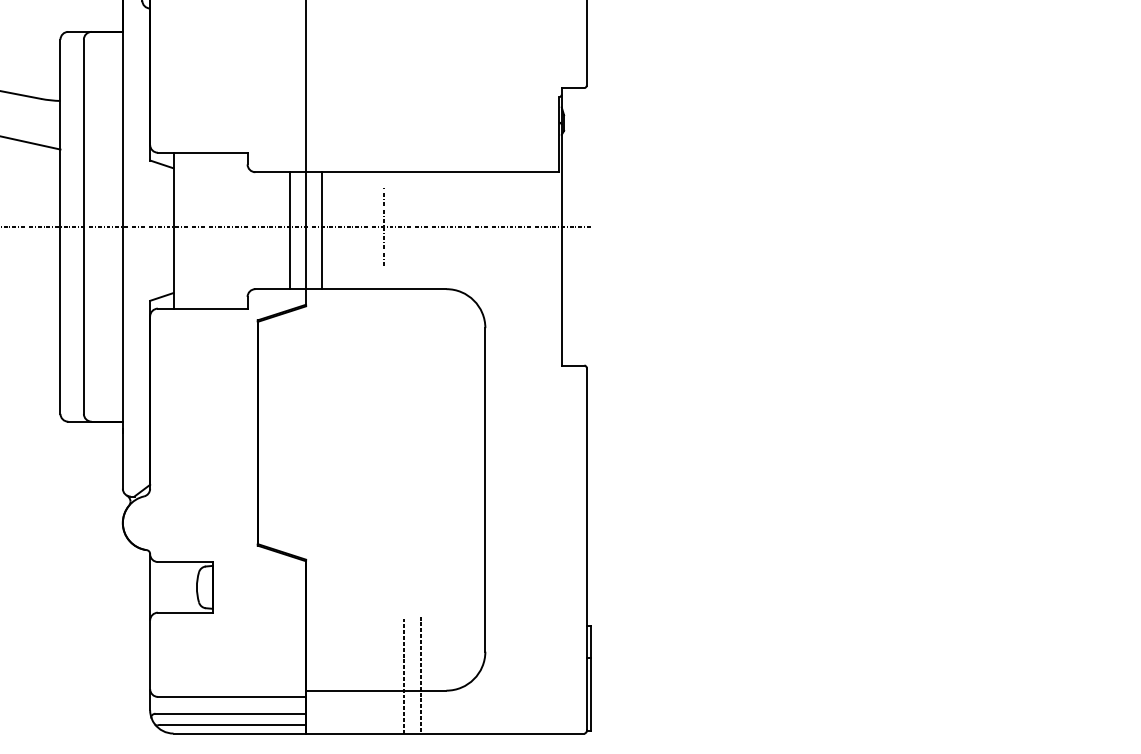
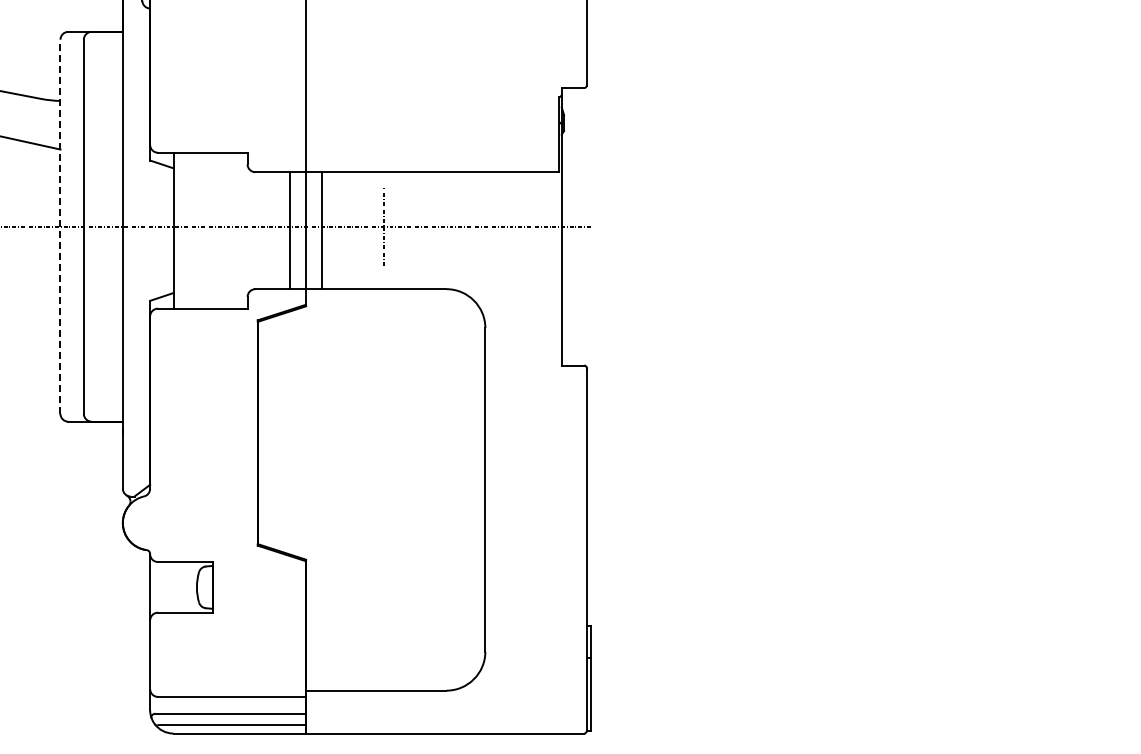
line: solid -> dashed (60, 226)
line: present -> none (403, 674)
line: present -> none (421, 674)
